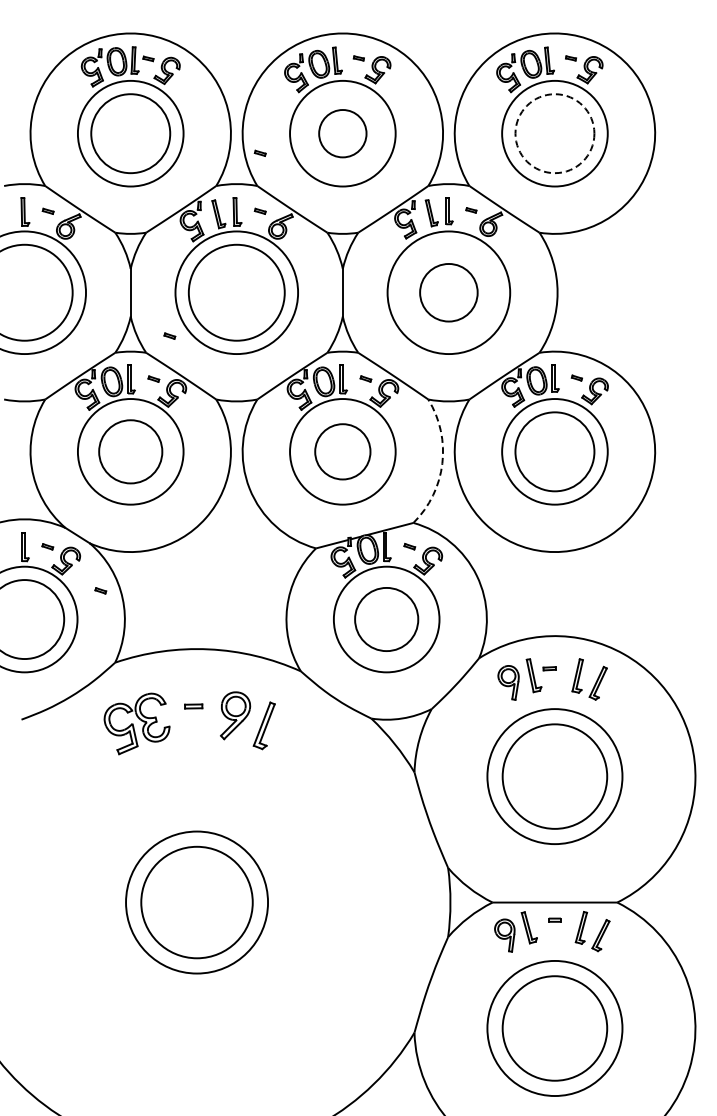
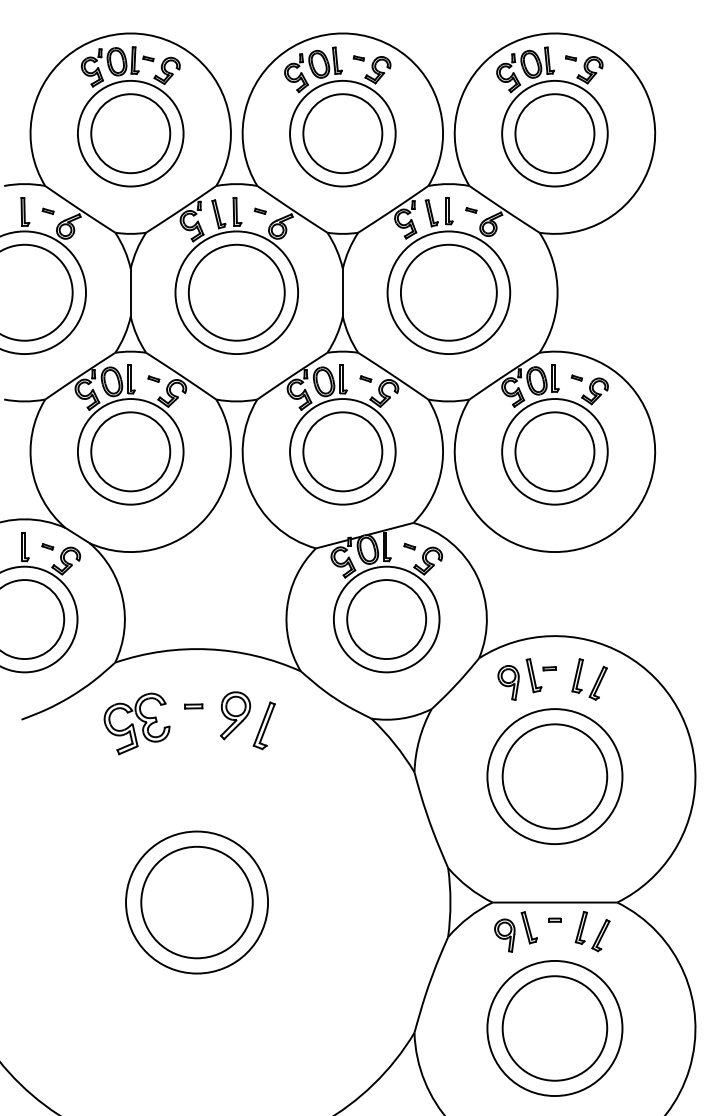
circle diameter: 47 px -> 79 px (342, 133)
circle: dashed -> solid (554, 133)
part: present -> none (259, 152)
circle diameter: 58 px -> 96 px (448, 292)
part: present -> none (169, 335)
circle diameter: 63 px -> 79 px (130, 451)
circle diameter: 55 px -> 79 px (342, 451)
arc: dashed -> solid (442, 463)
part: present -> none (100, 590)
circle diameter: 63 px -> 79 px (386, 619)
